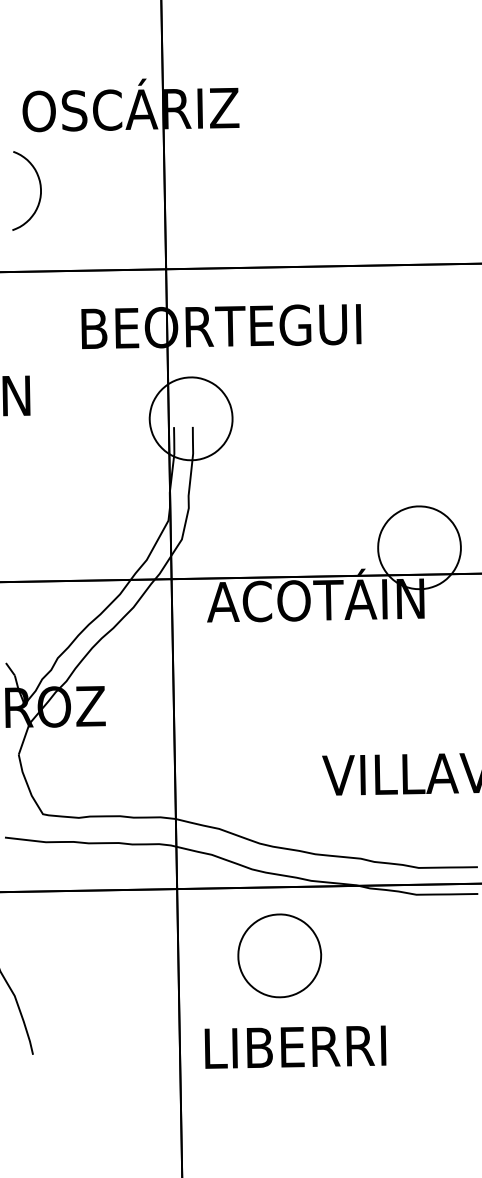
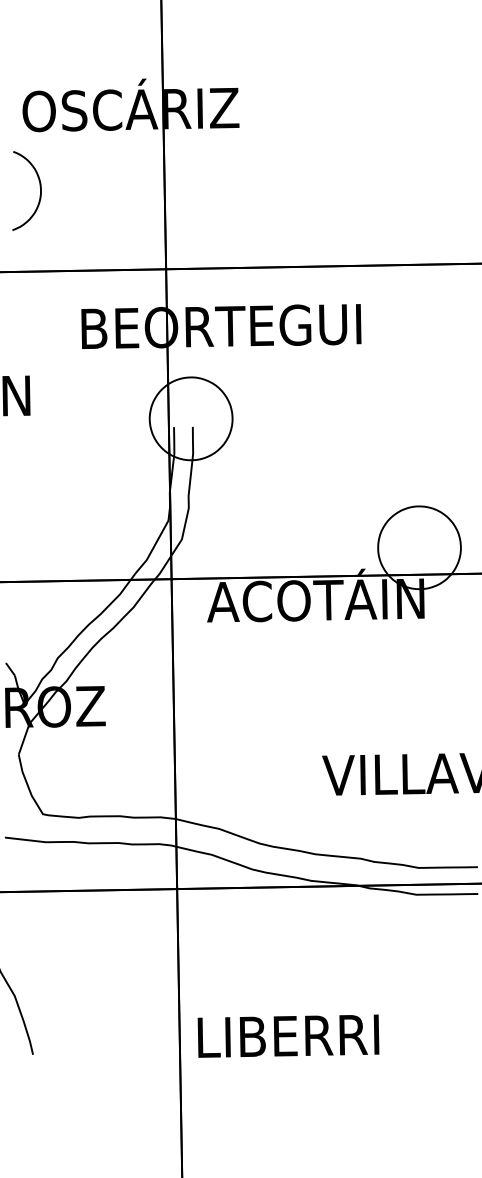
part: present -> none (279, 955)
text position: (295, 1046) -> (288, 1035) (288, 1035)
